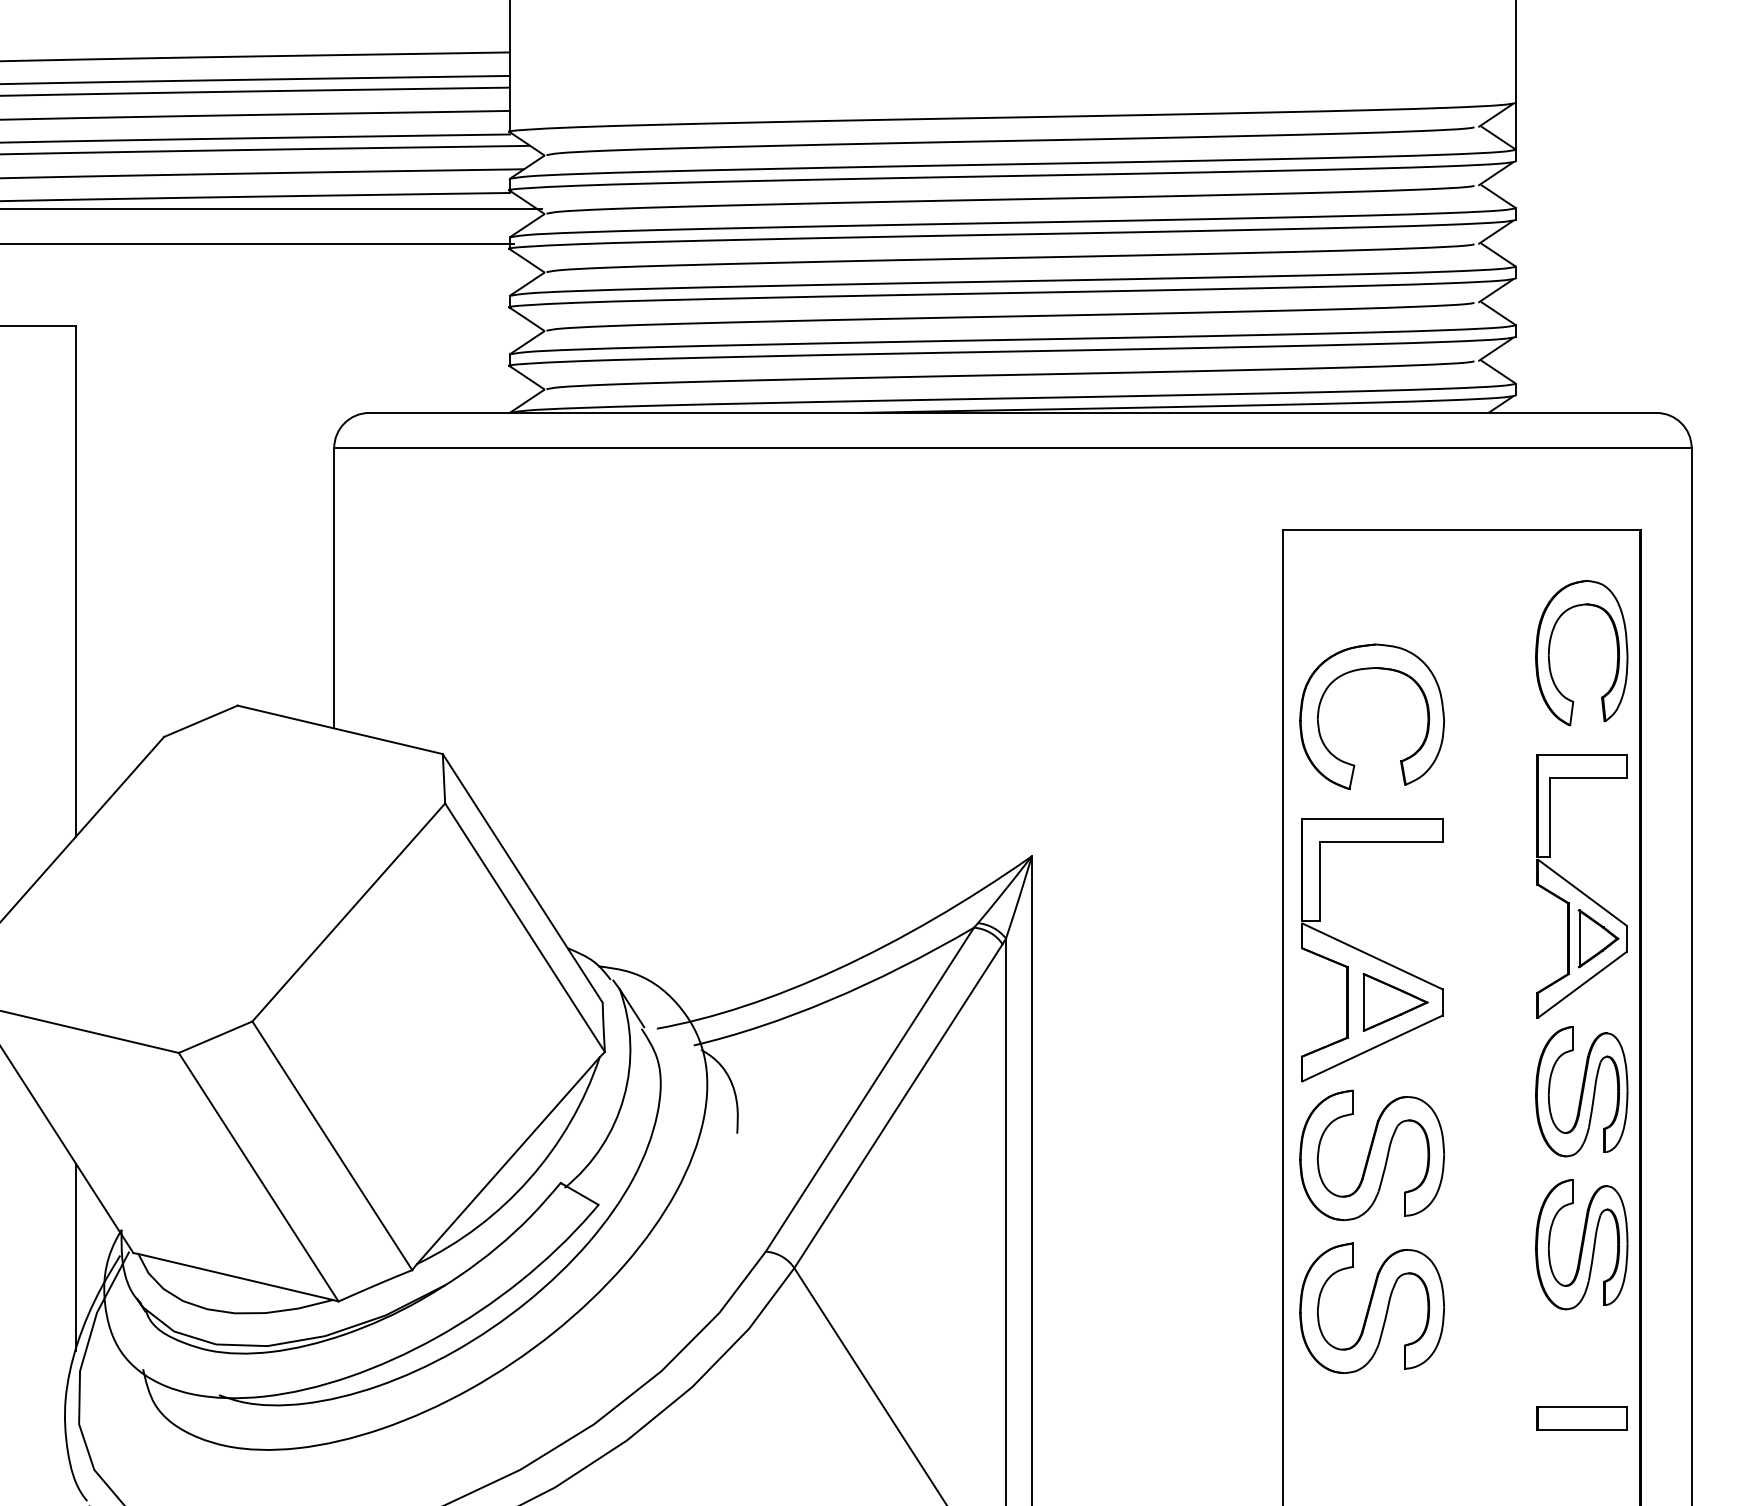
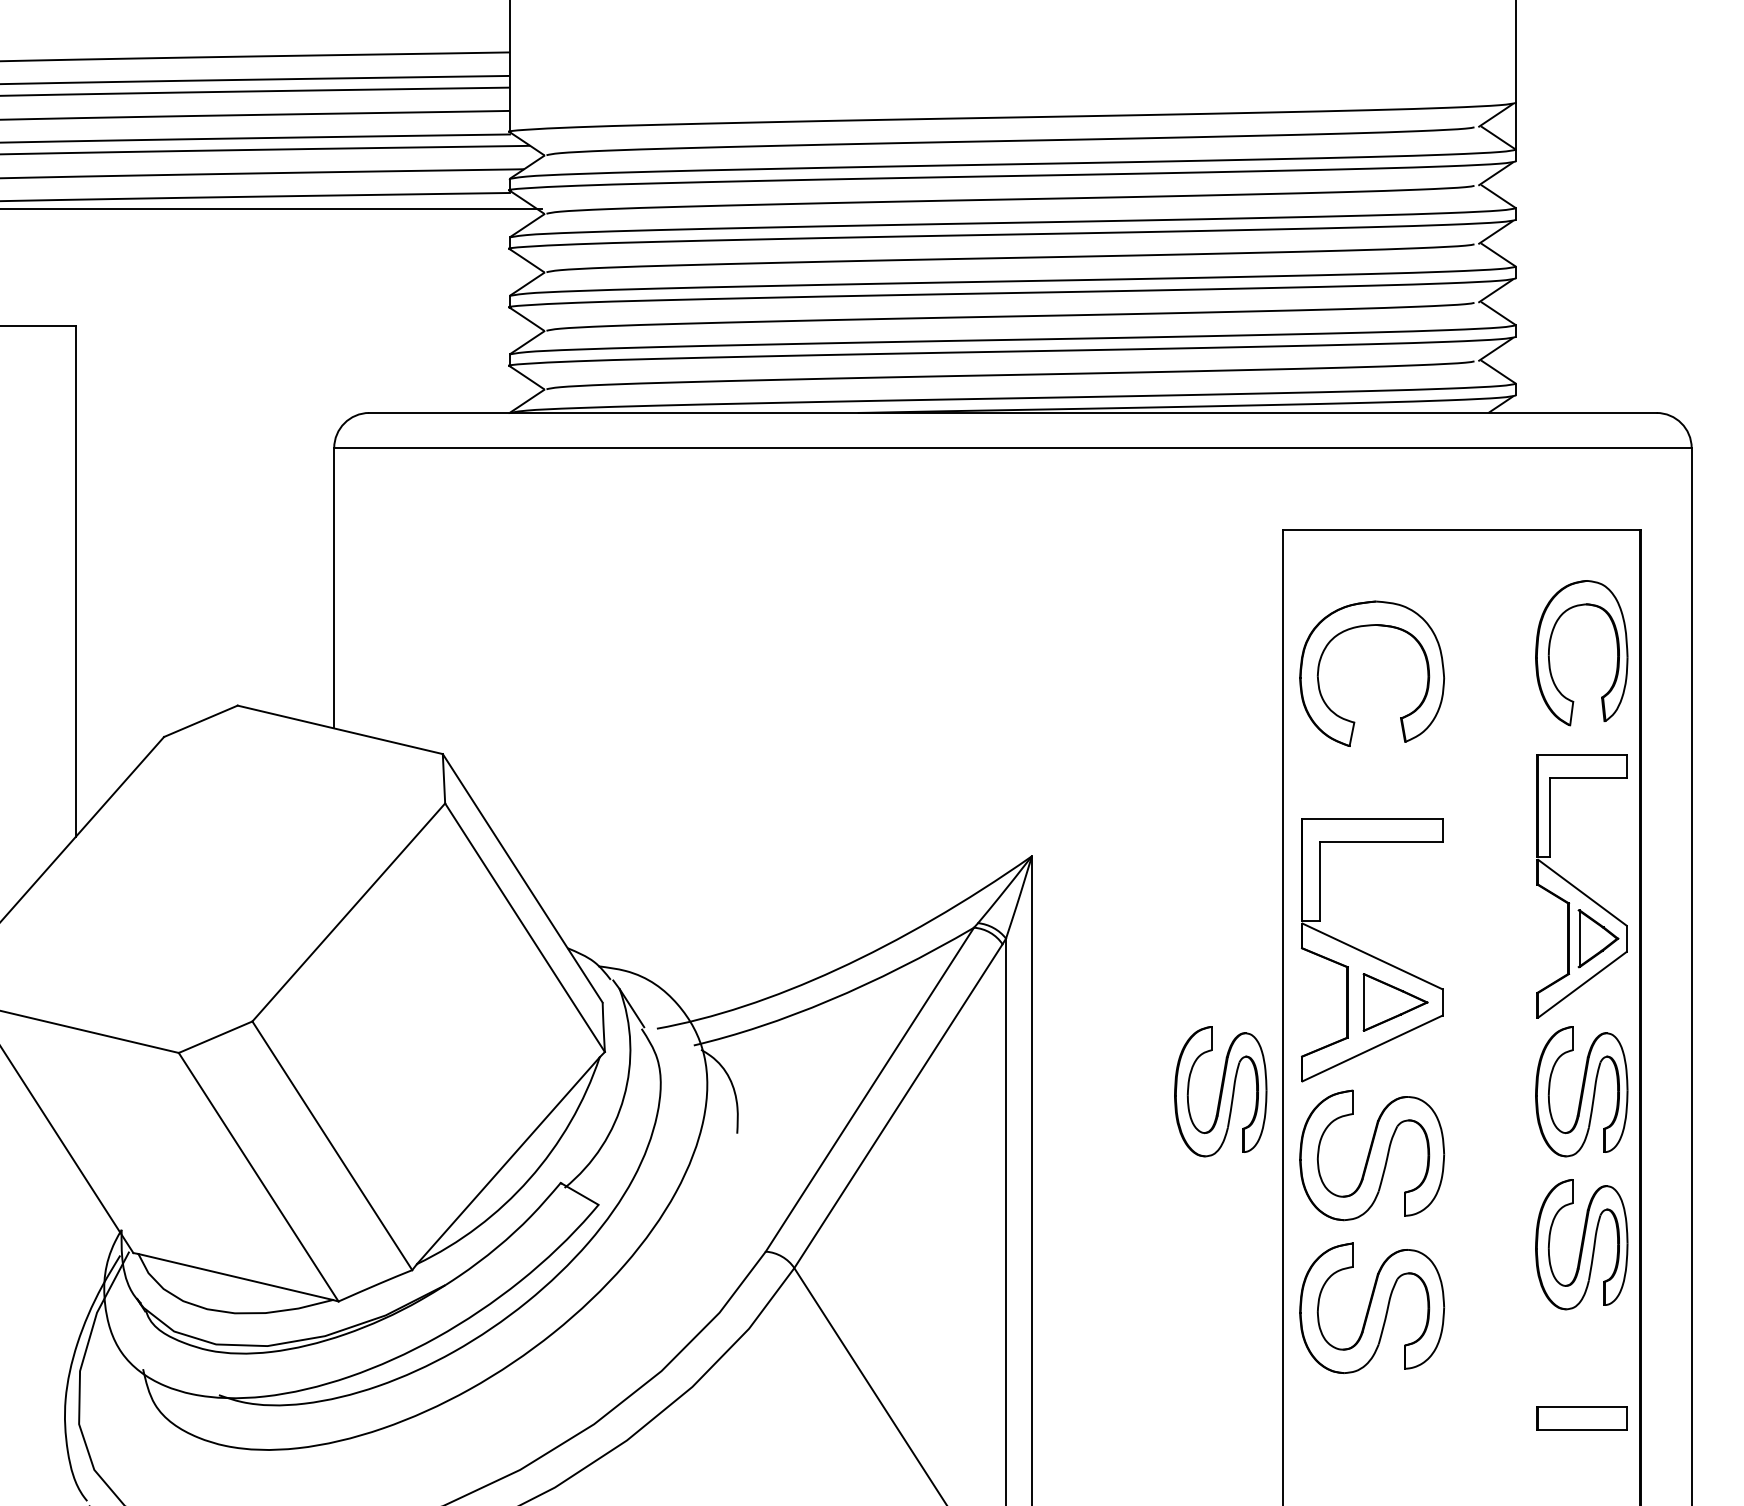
line: present -> none (258, 243)
part position: (1371, 669) -> (1371, 626) (1371, 626)
part: none -> present (1220, 1091)
line: present -> none (75, 1257)
